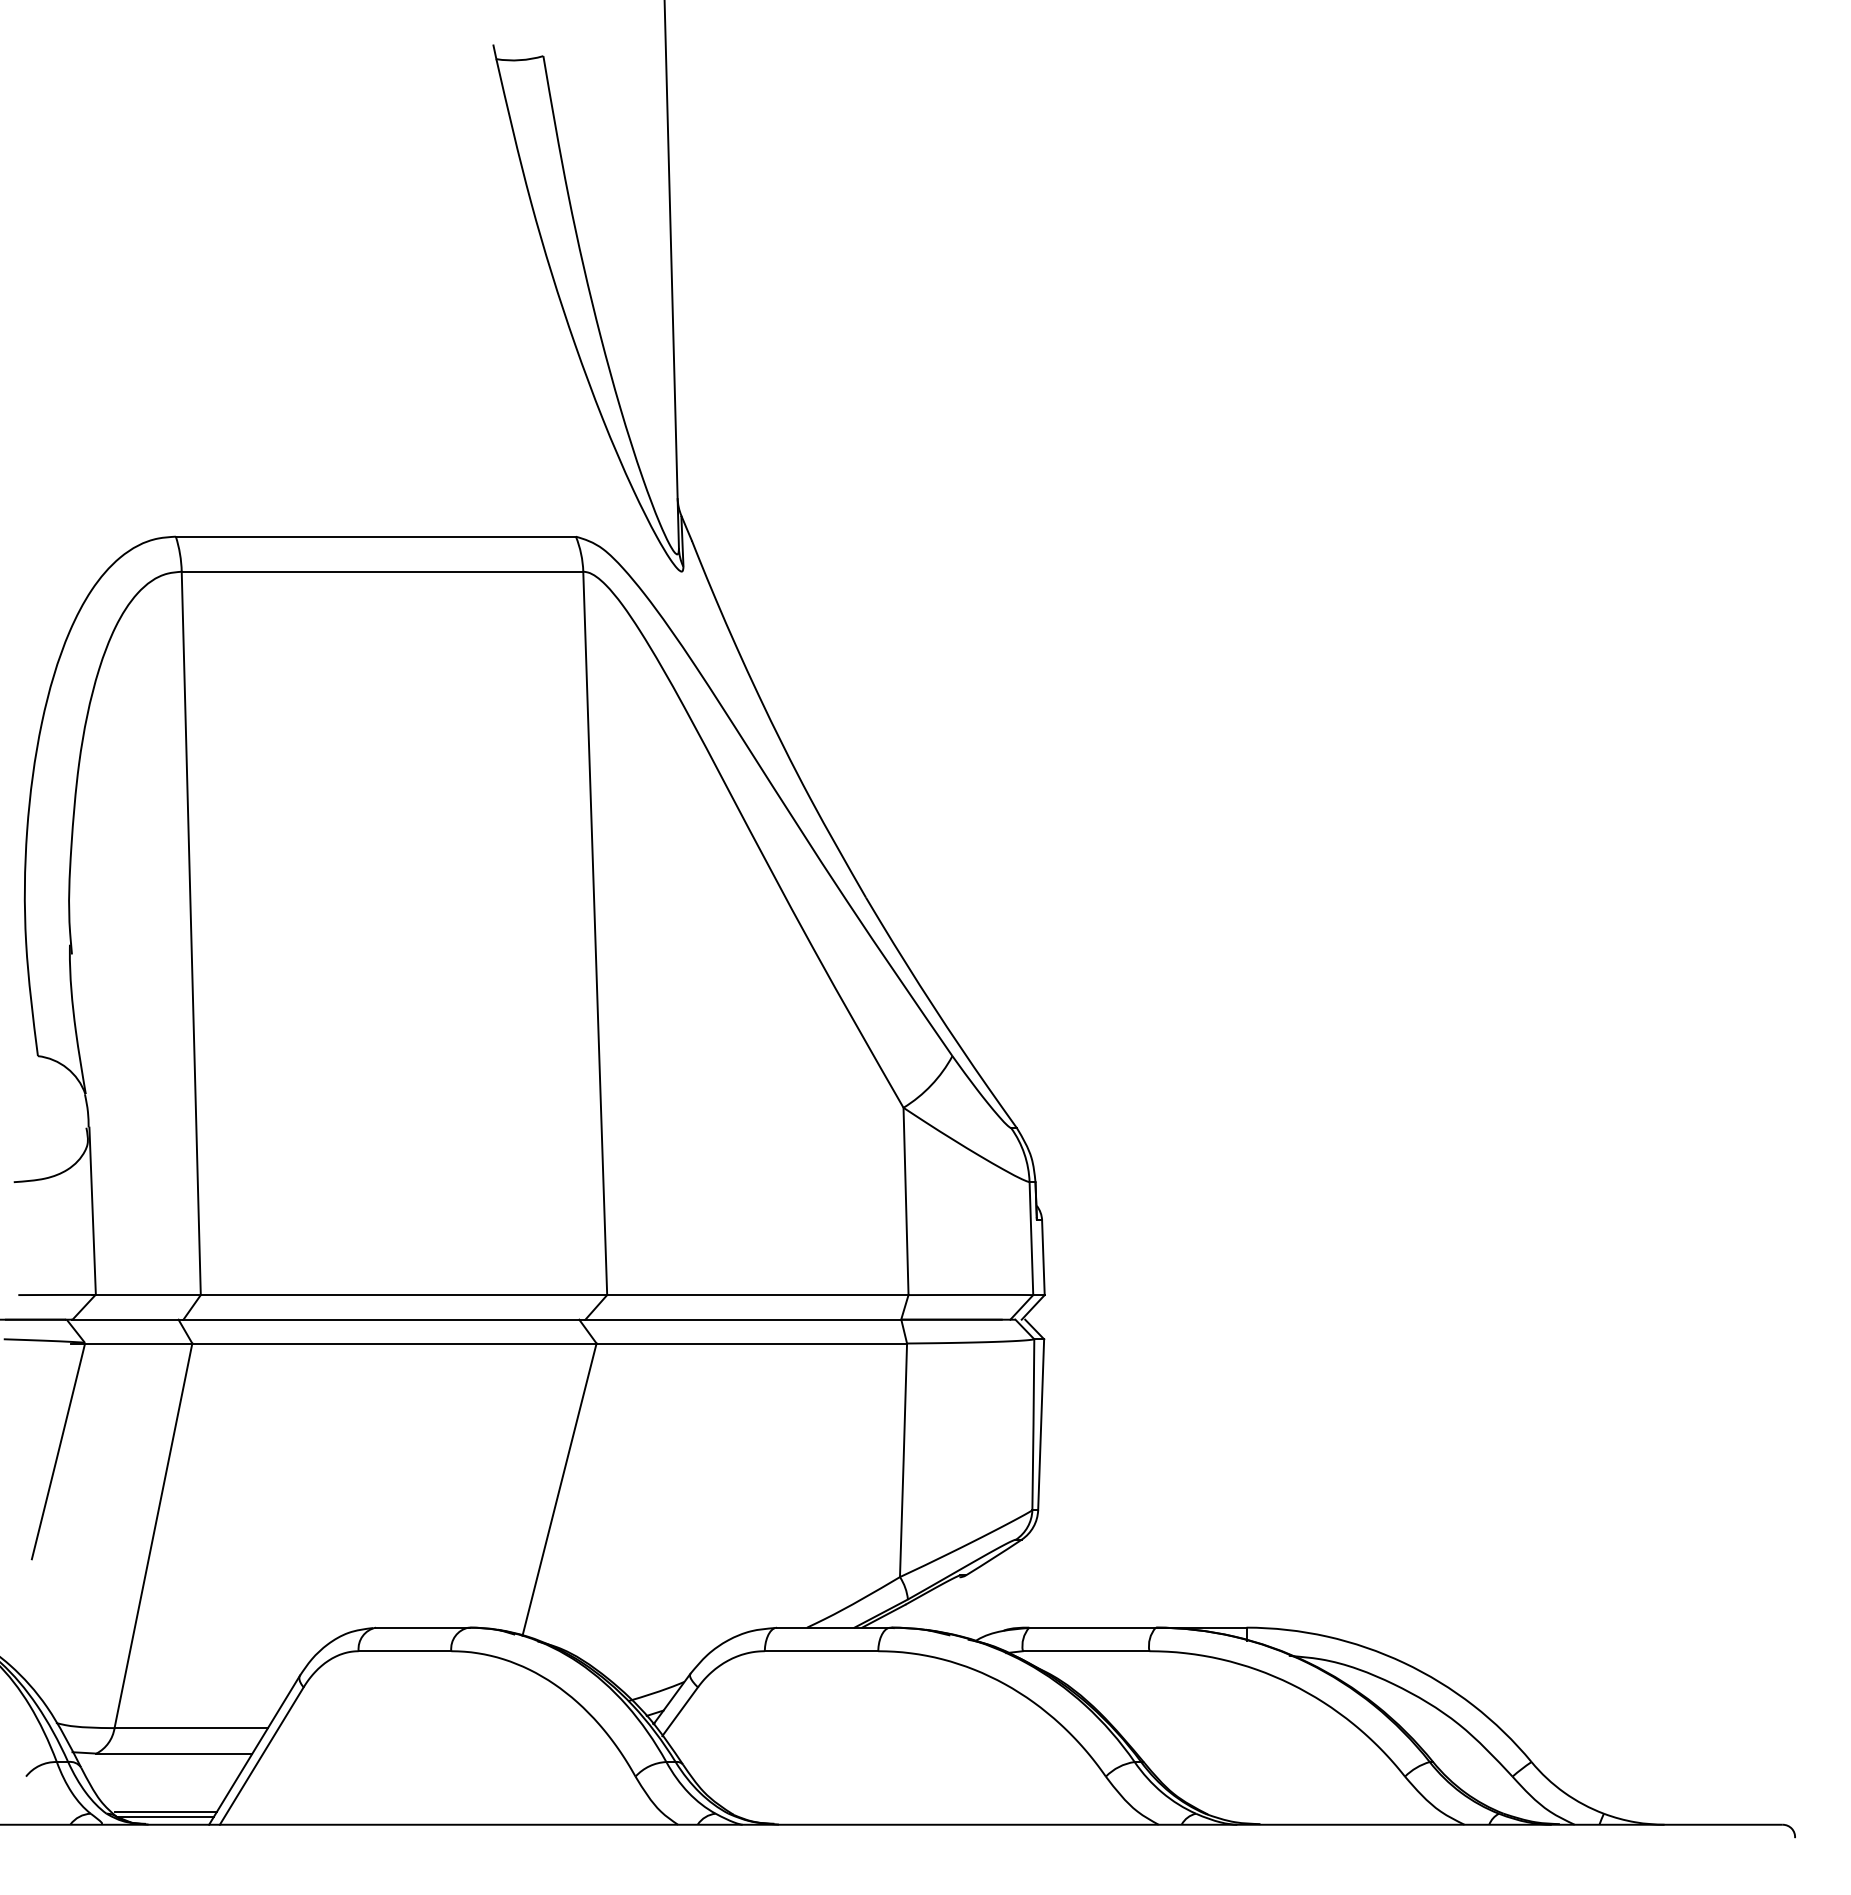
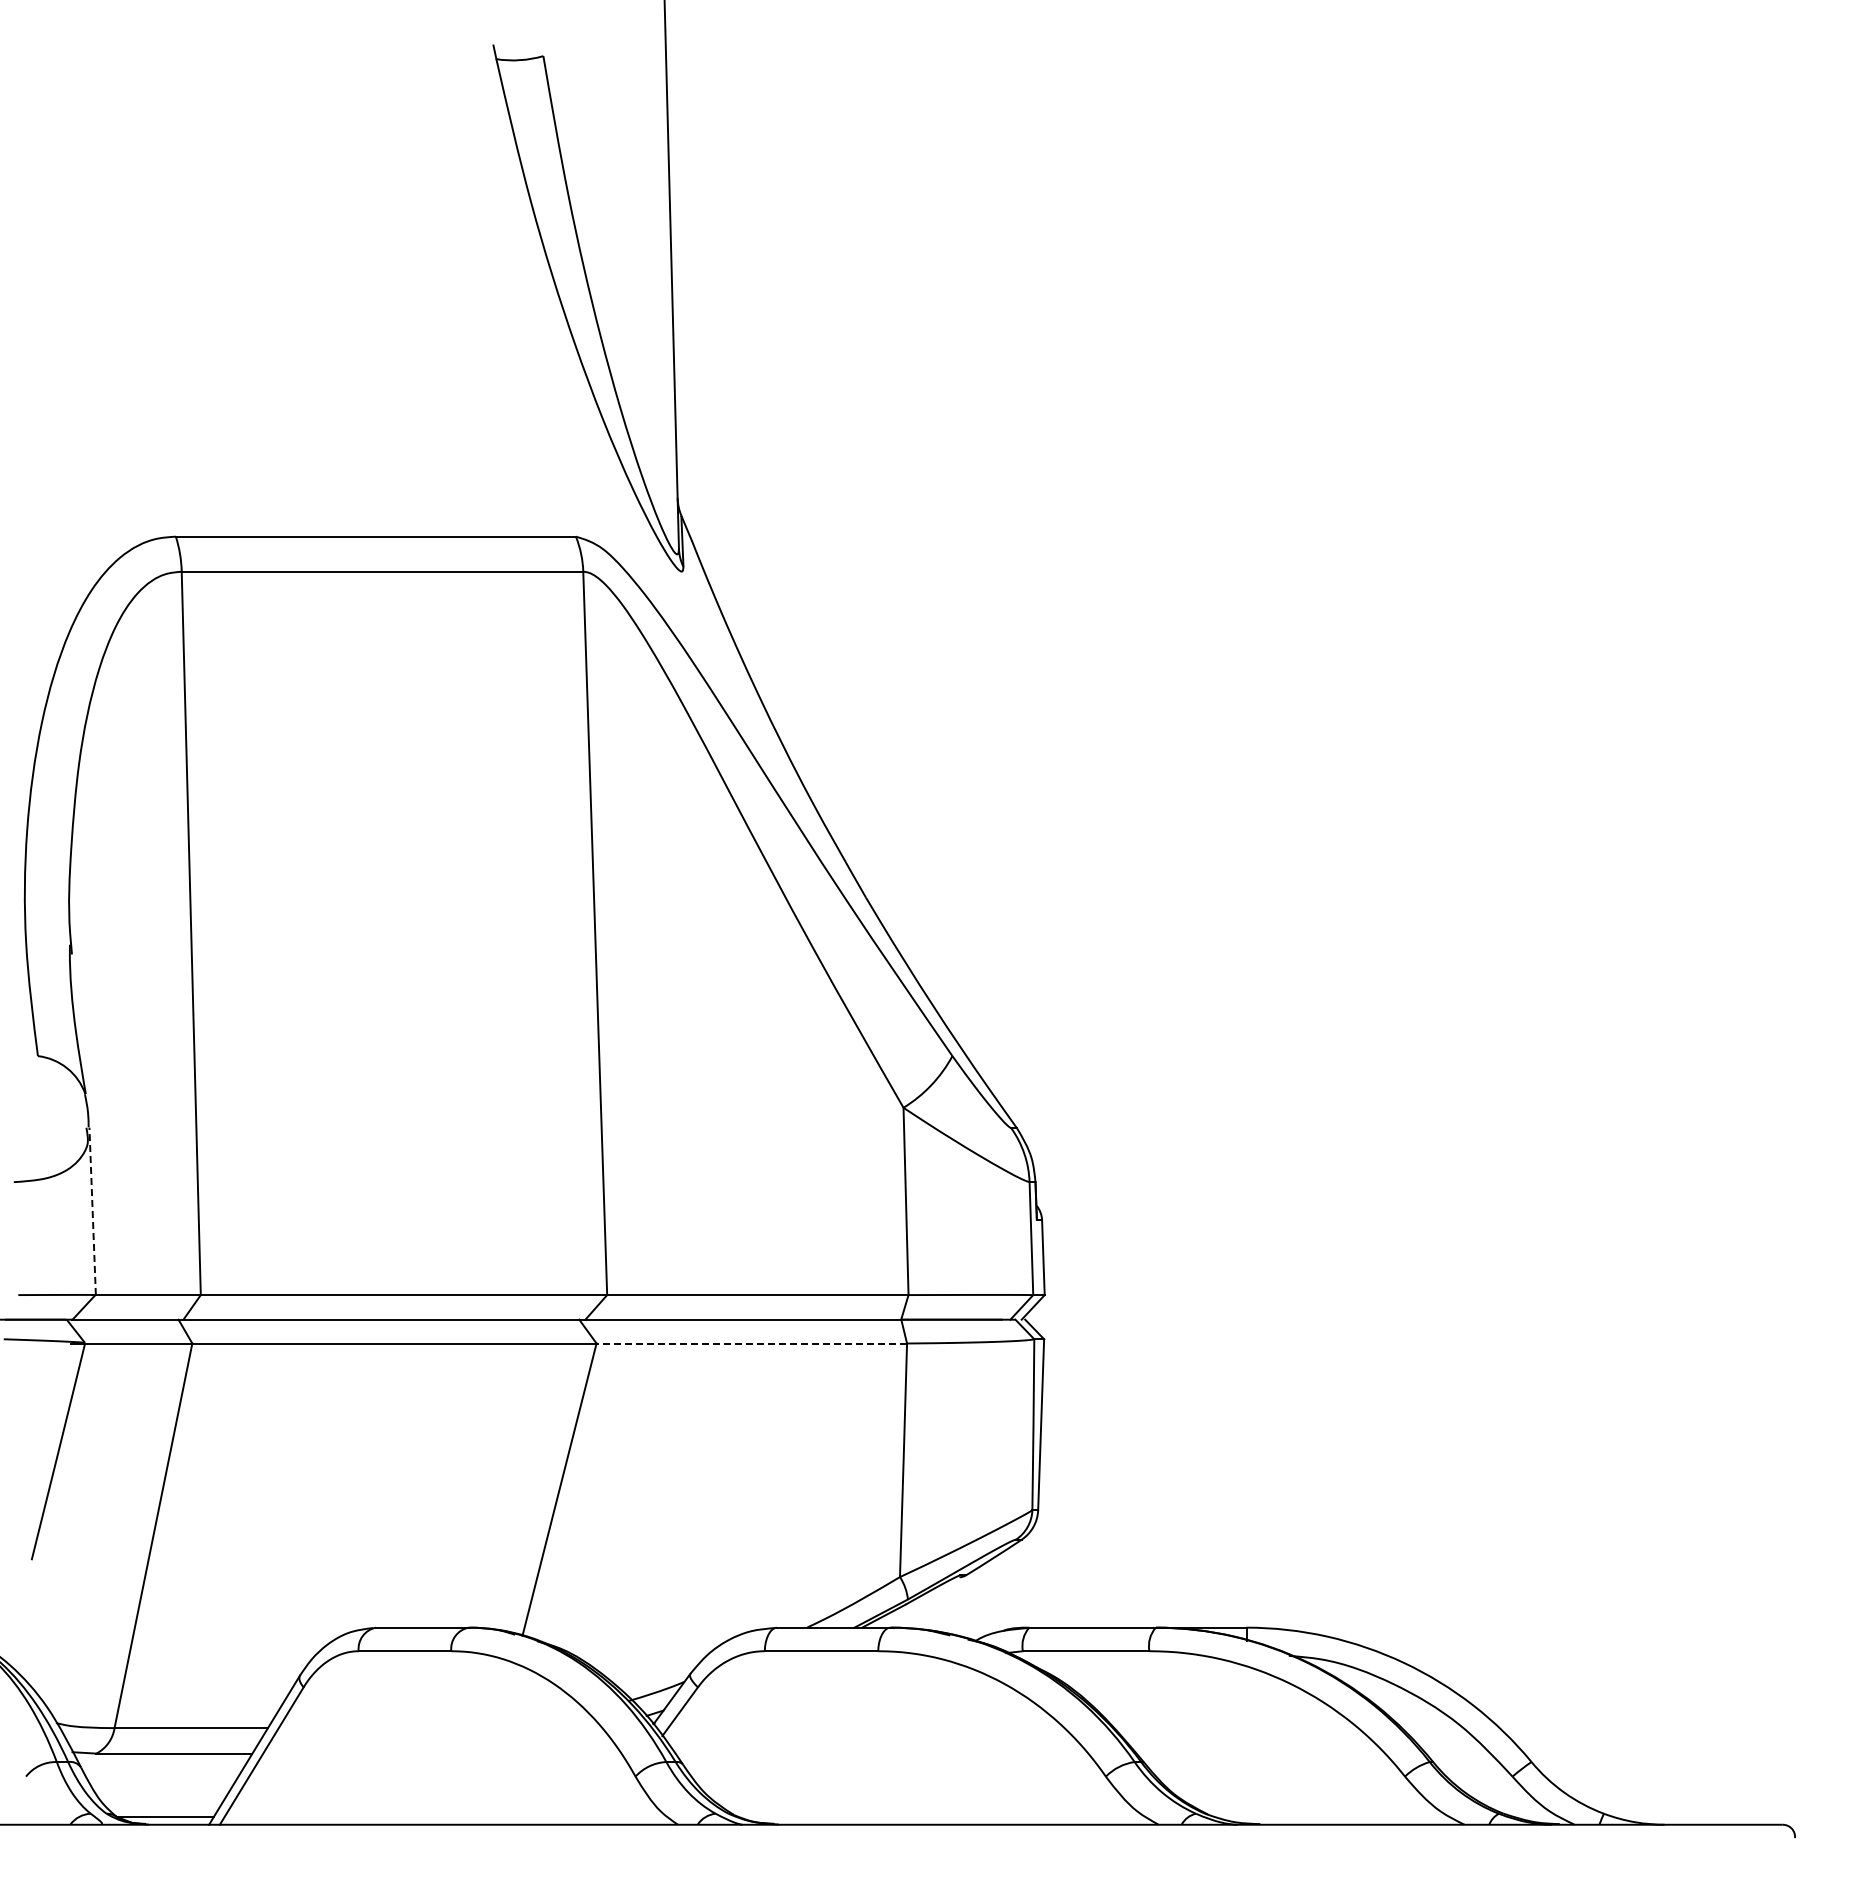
line: solid -> dashed (92, 1211)
line: solid -> dashed (751, 1343)
line: present -> none (165, 1812)
